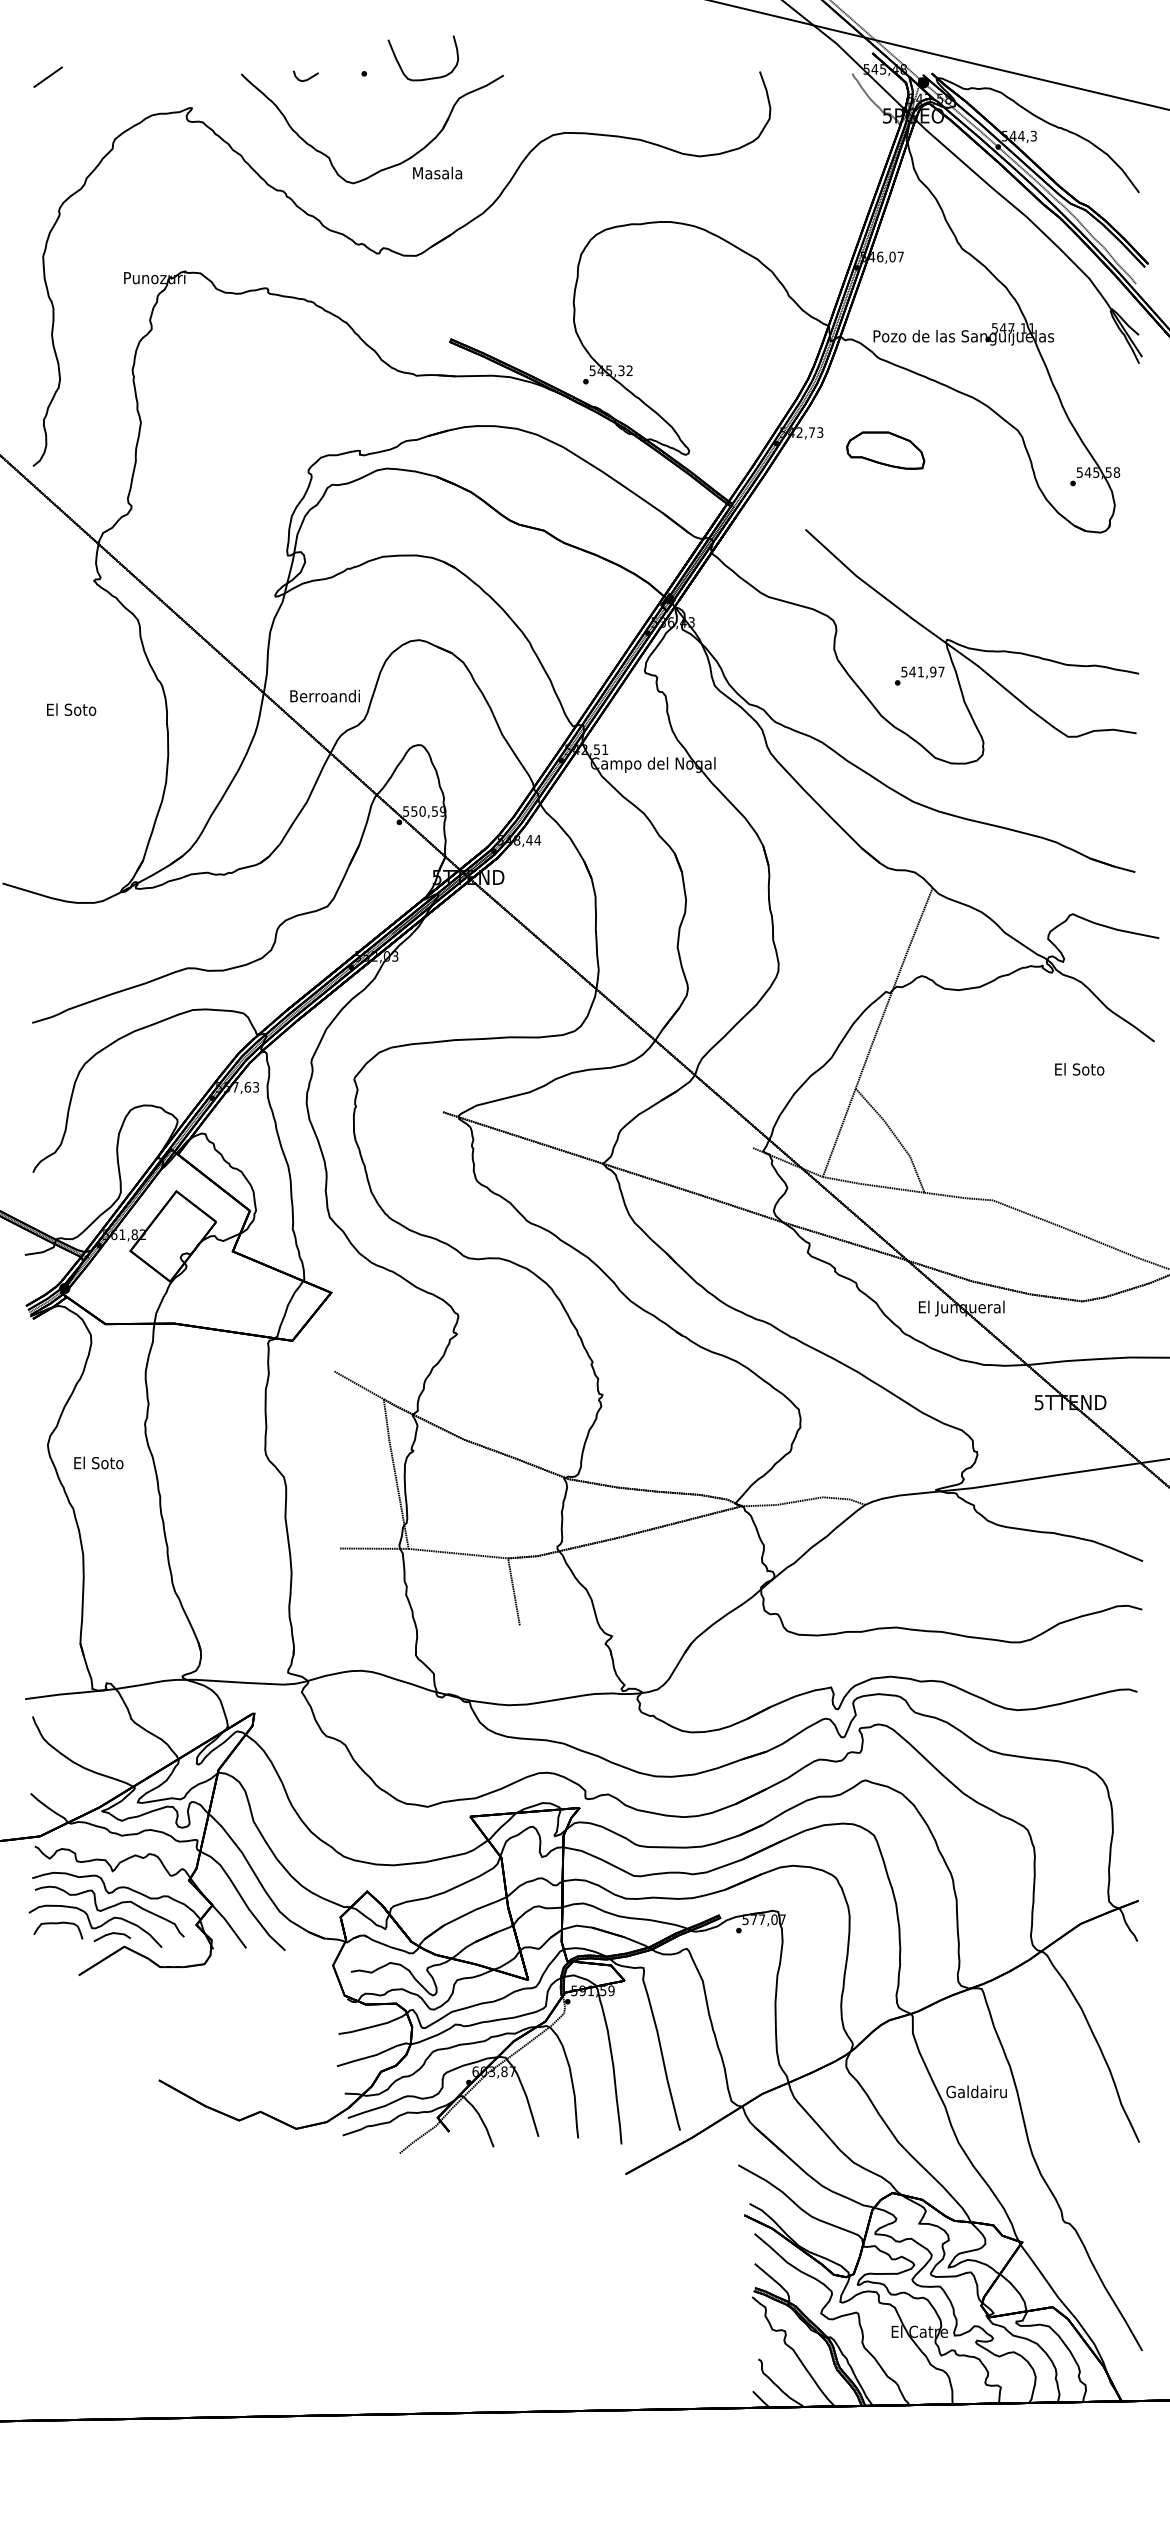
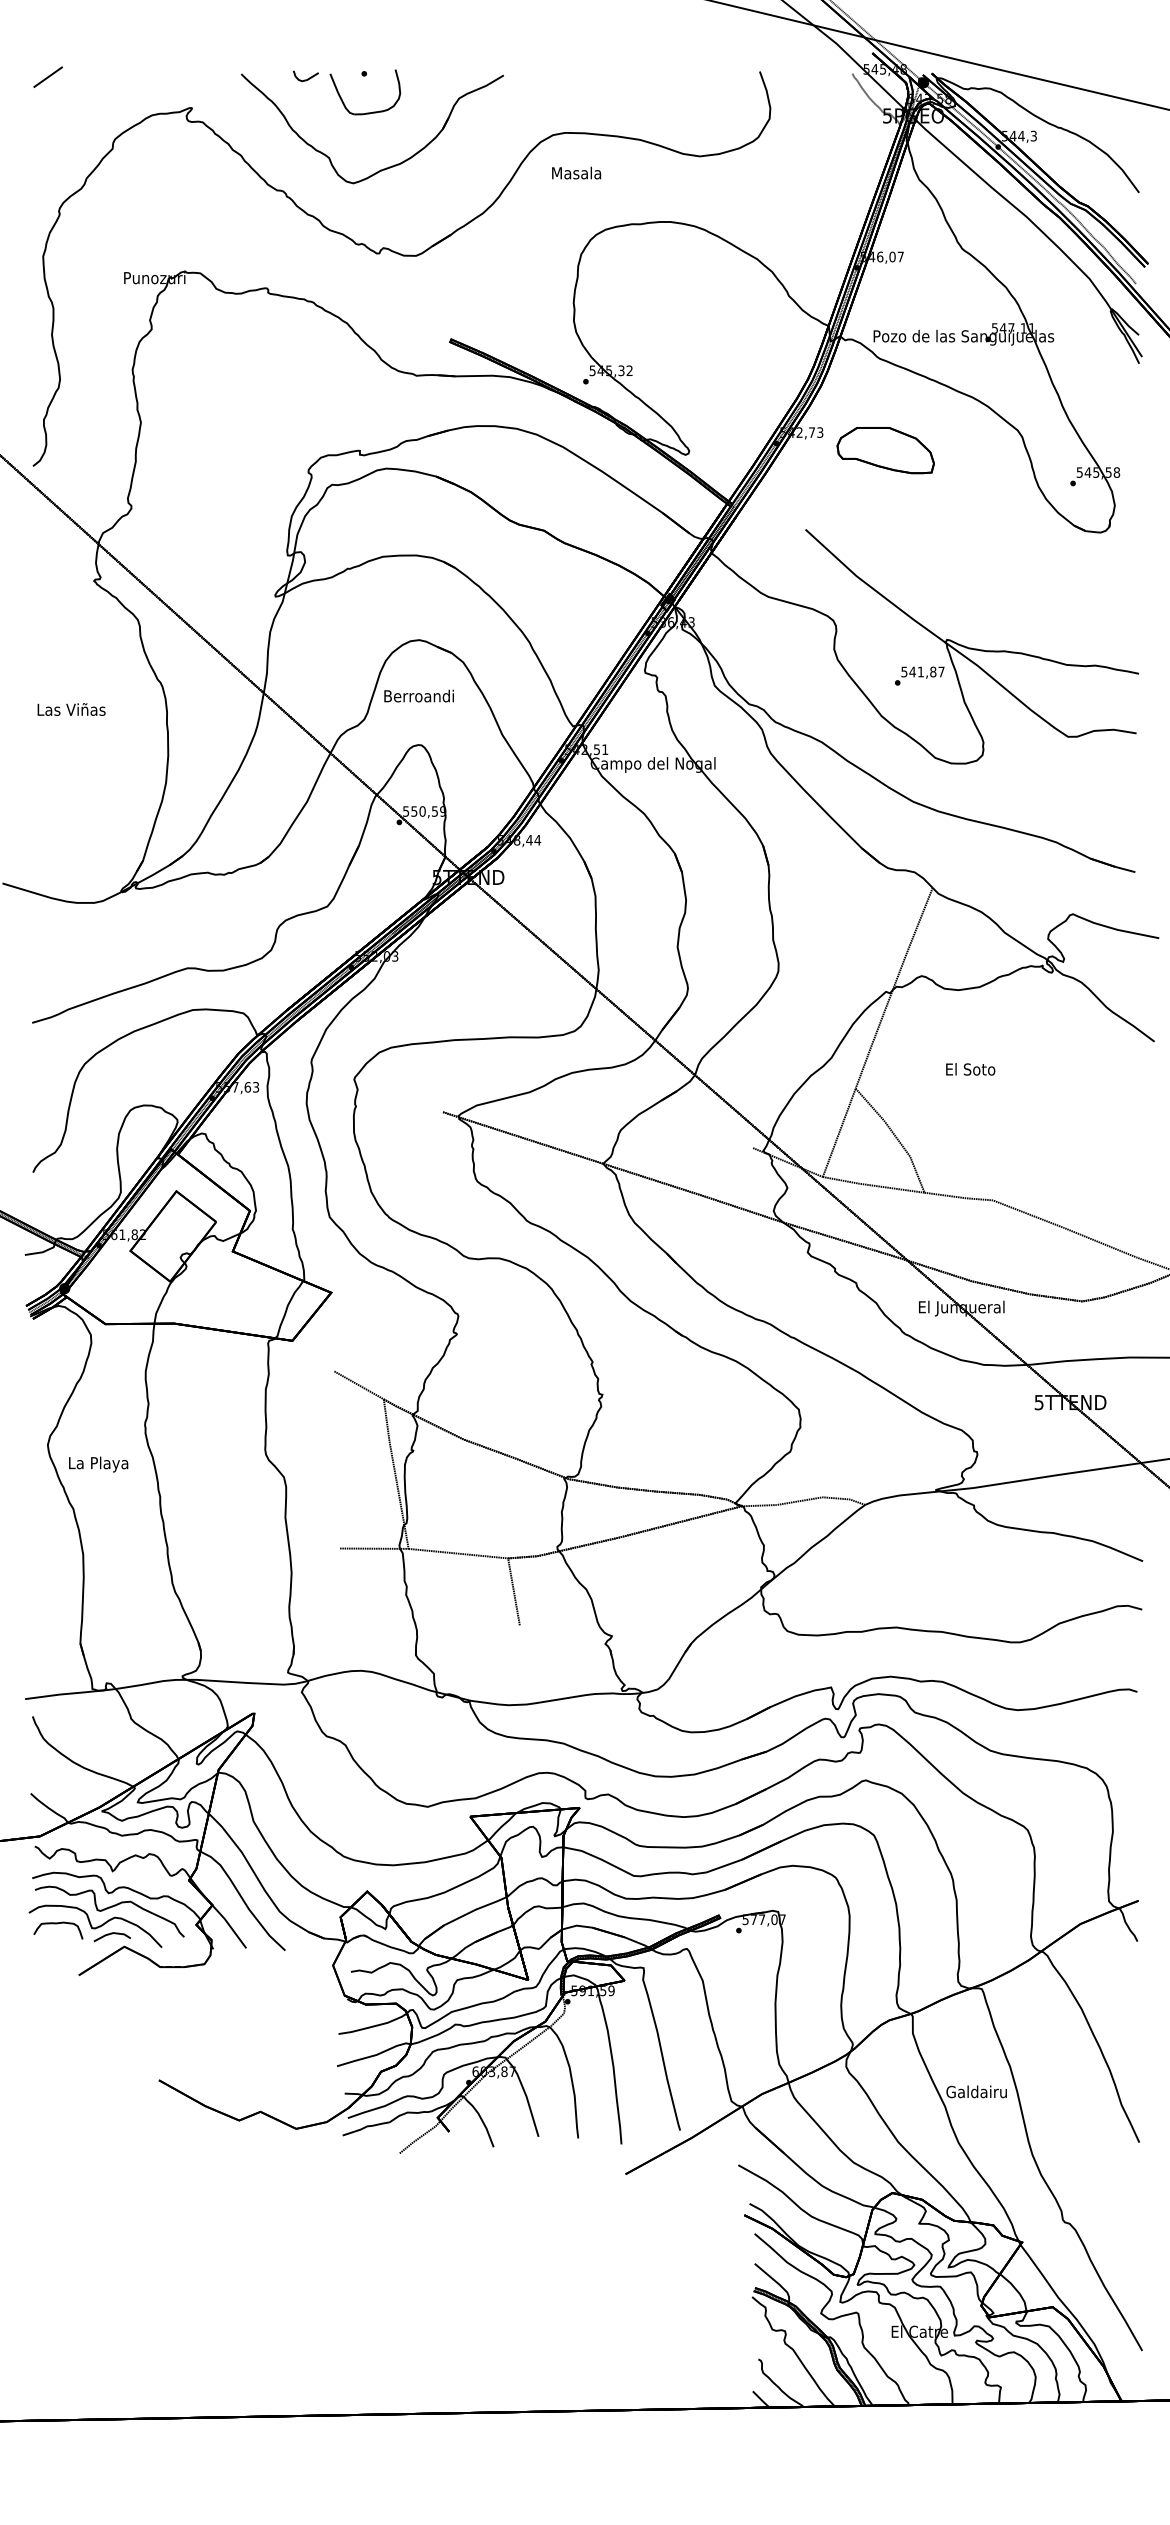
part position: (424, 78) -> (366, 112) (366, 112)
text position: (437, 172) -> (576, 172) (576, 172)
part size: 80x39 px -> 99x48 px (885, 450)
text: 541,97 -> 541,87 (933, 671)
text position: (324, 695) -> (418, 695) (418, 695)
text: El Soto -> Las Viñas (71, 709)
text position: (1079, 1069) -> (970, 1069) (970, 1069)
text: El Soto -> La Playa (98, 1464)
